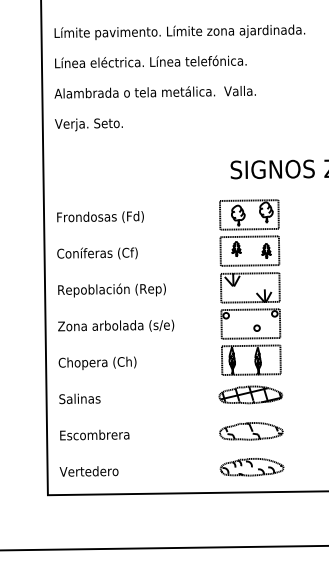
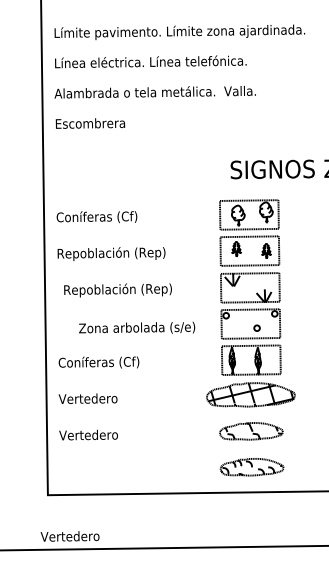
text: Verja. Seto. -> Escombrera (90, 124)
text: Frondosas (Fd) -> Coníferas (Cf) (99, 217)
text: Coníferas (Cf) -> Repoblación (Rep) (111, 254)
text position: (111, 290) -> (117, 290) (117, 290)
text position: (116, 325) -> (137, 327) (137, 327)
text: Chopera (Ch) -> Coníferas (Cf) (103, 362)
part size: 65x20 px -> 90x26 px (250, 394)
text: Salinas -> Vertedero (87, 398)
text: Escombrera -> Vertedero (94, 434)
text position: (88, 471) -> (69, 536) (69, 536)
